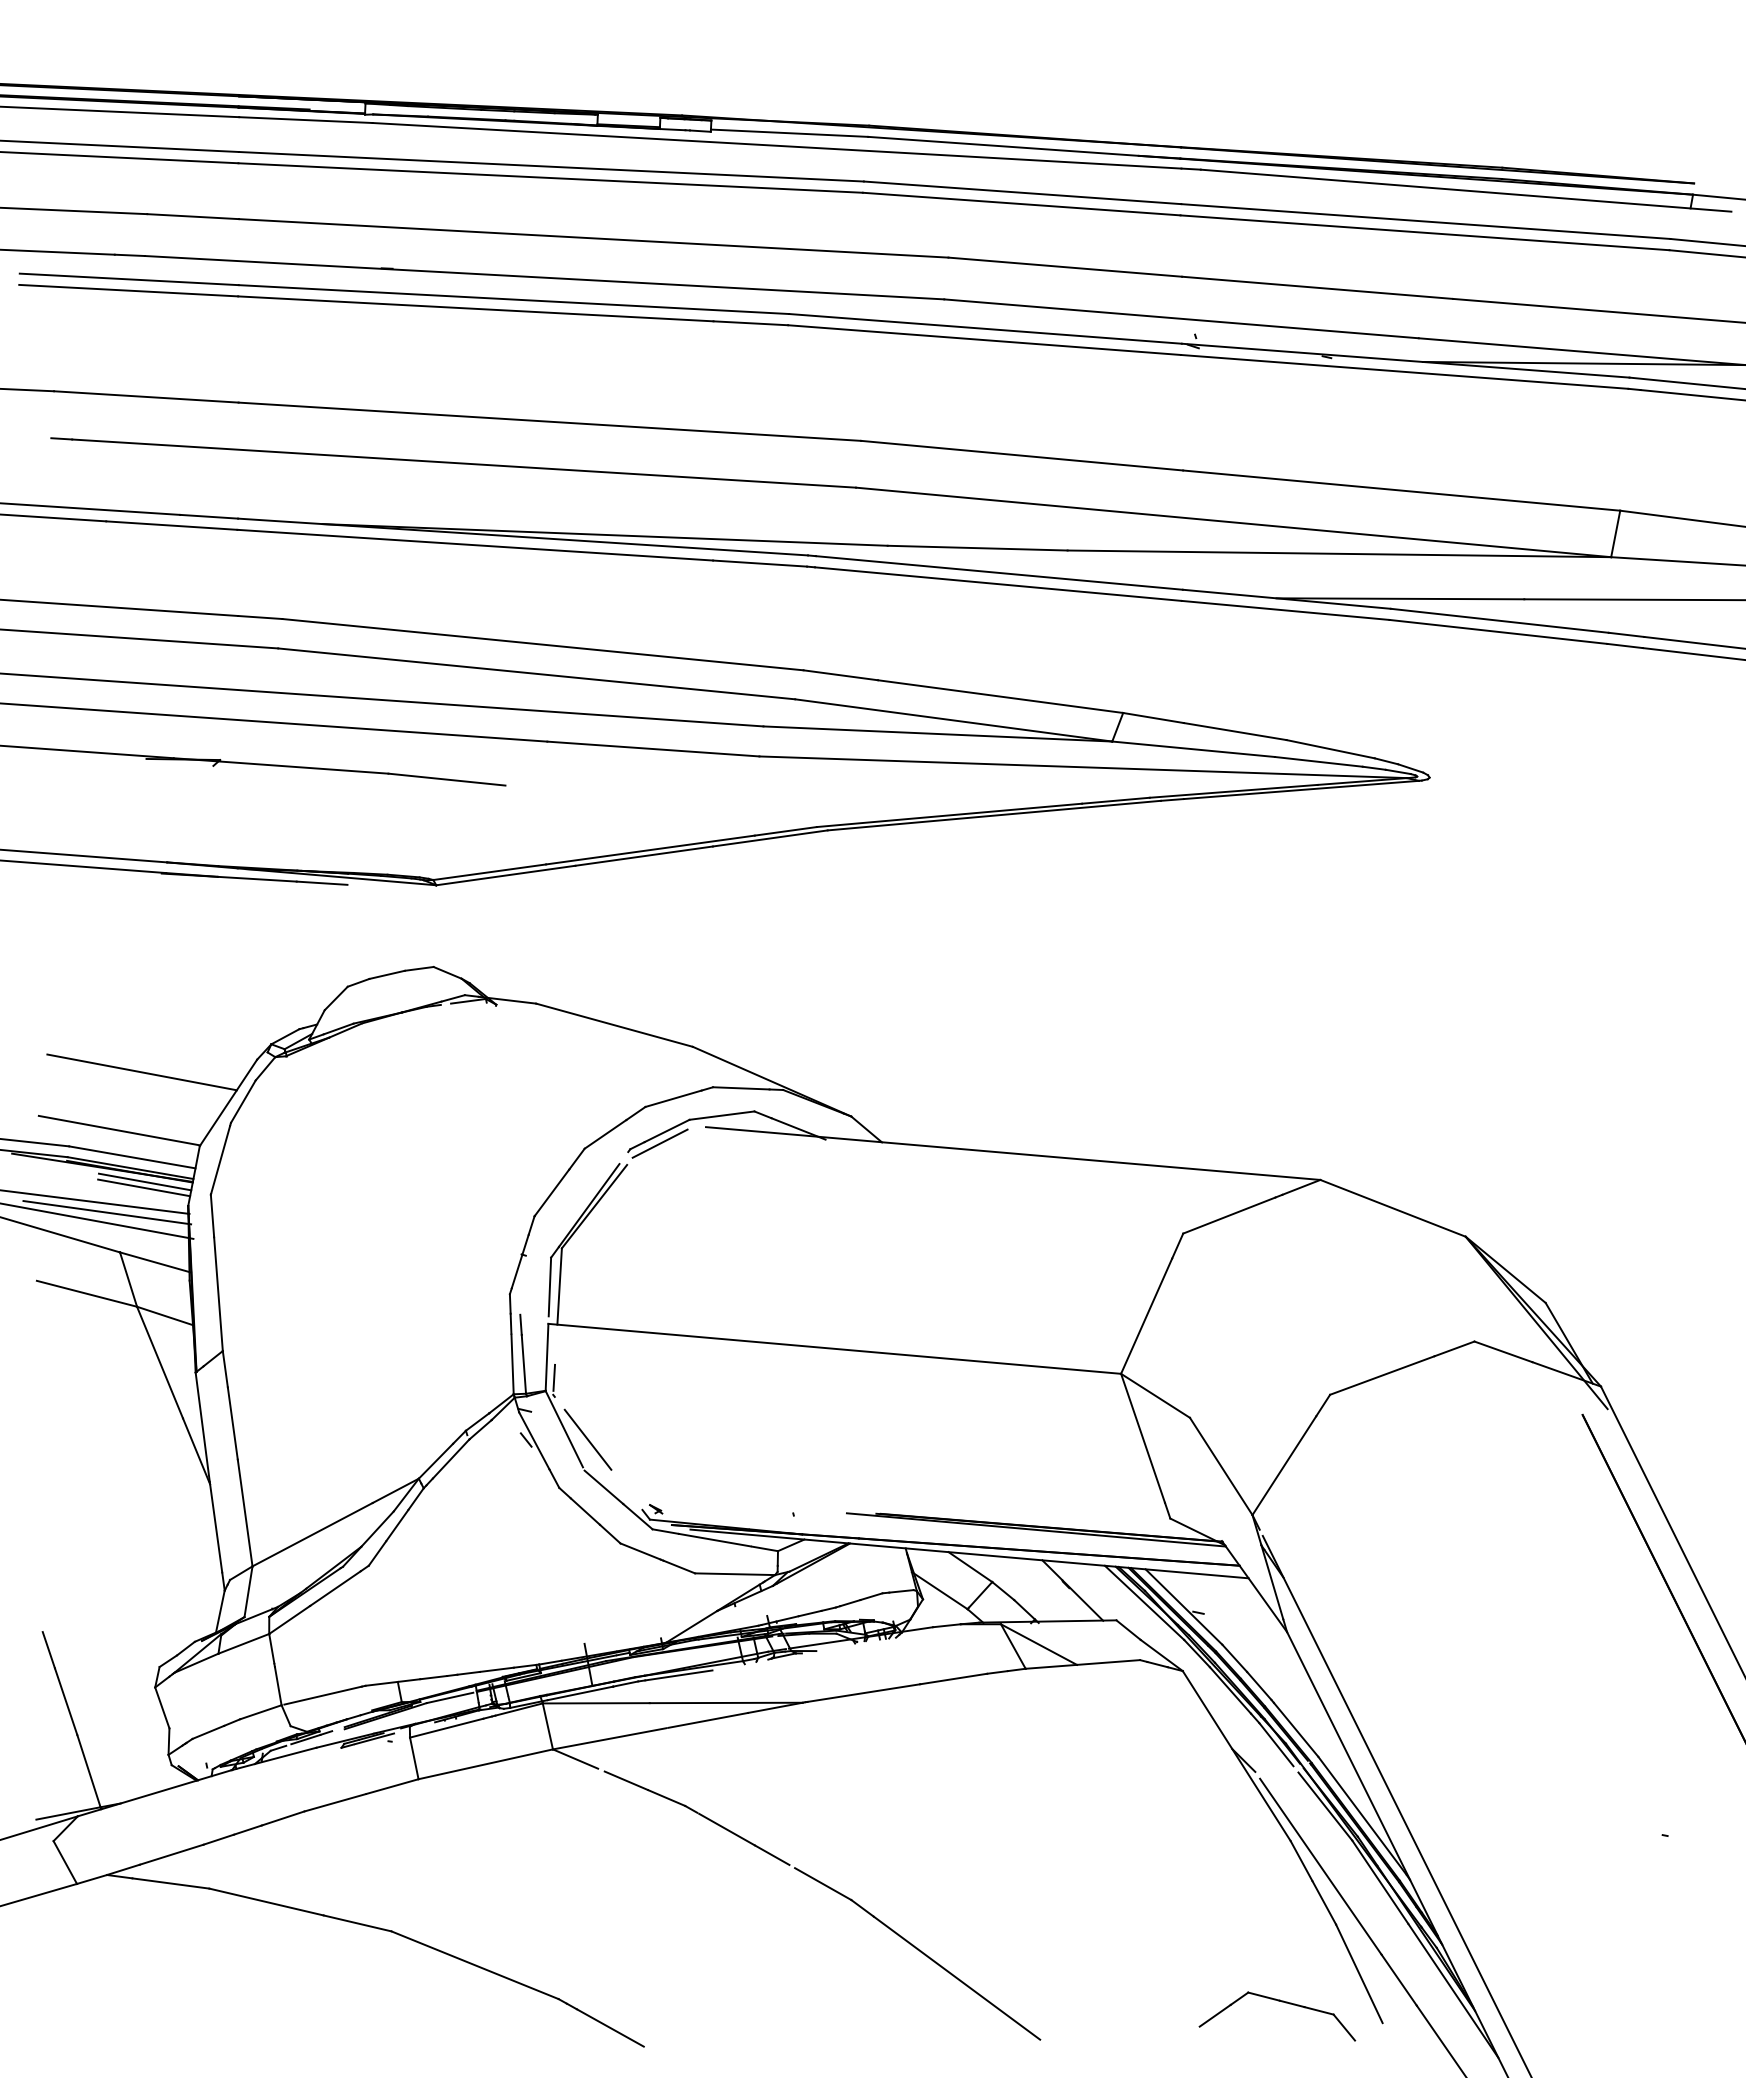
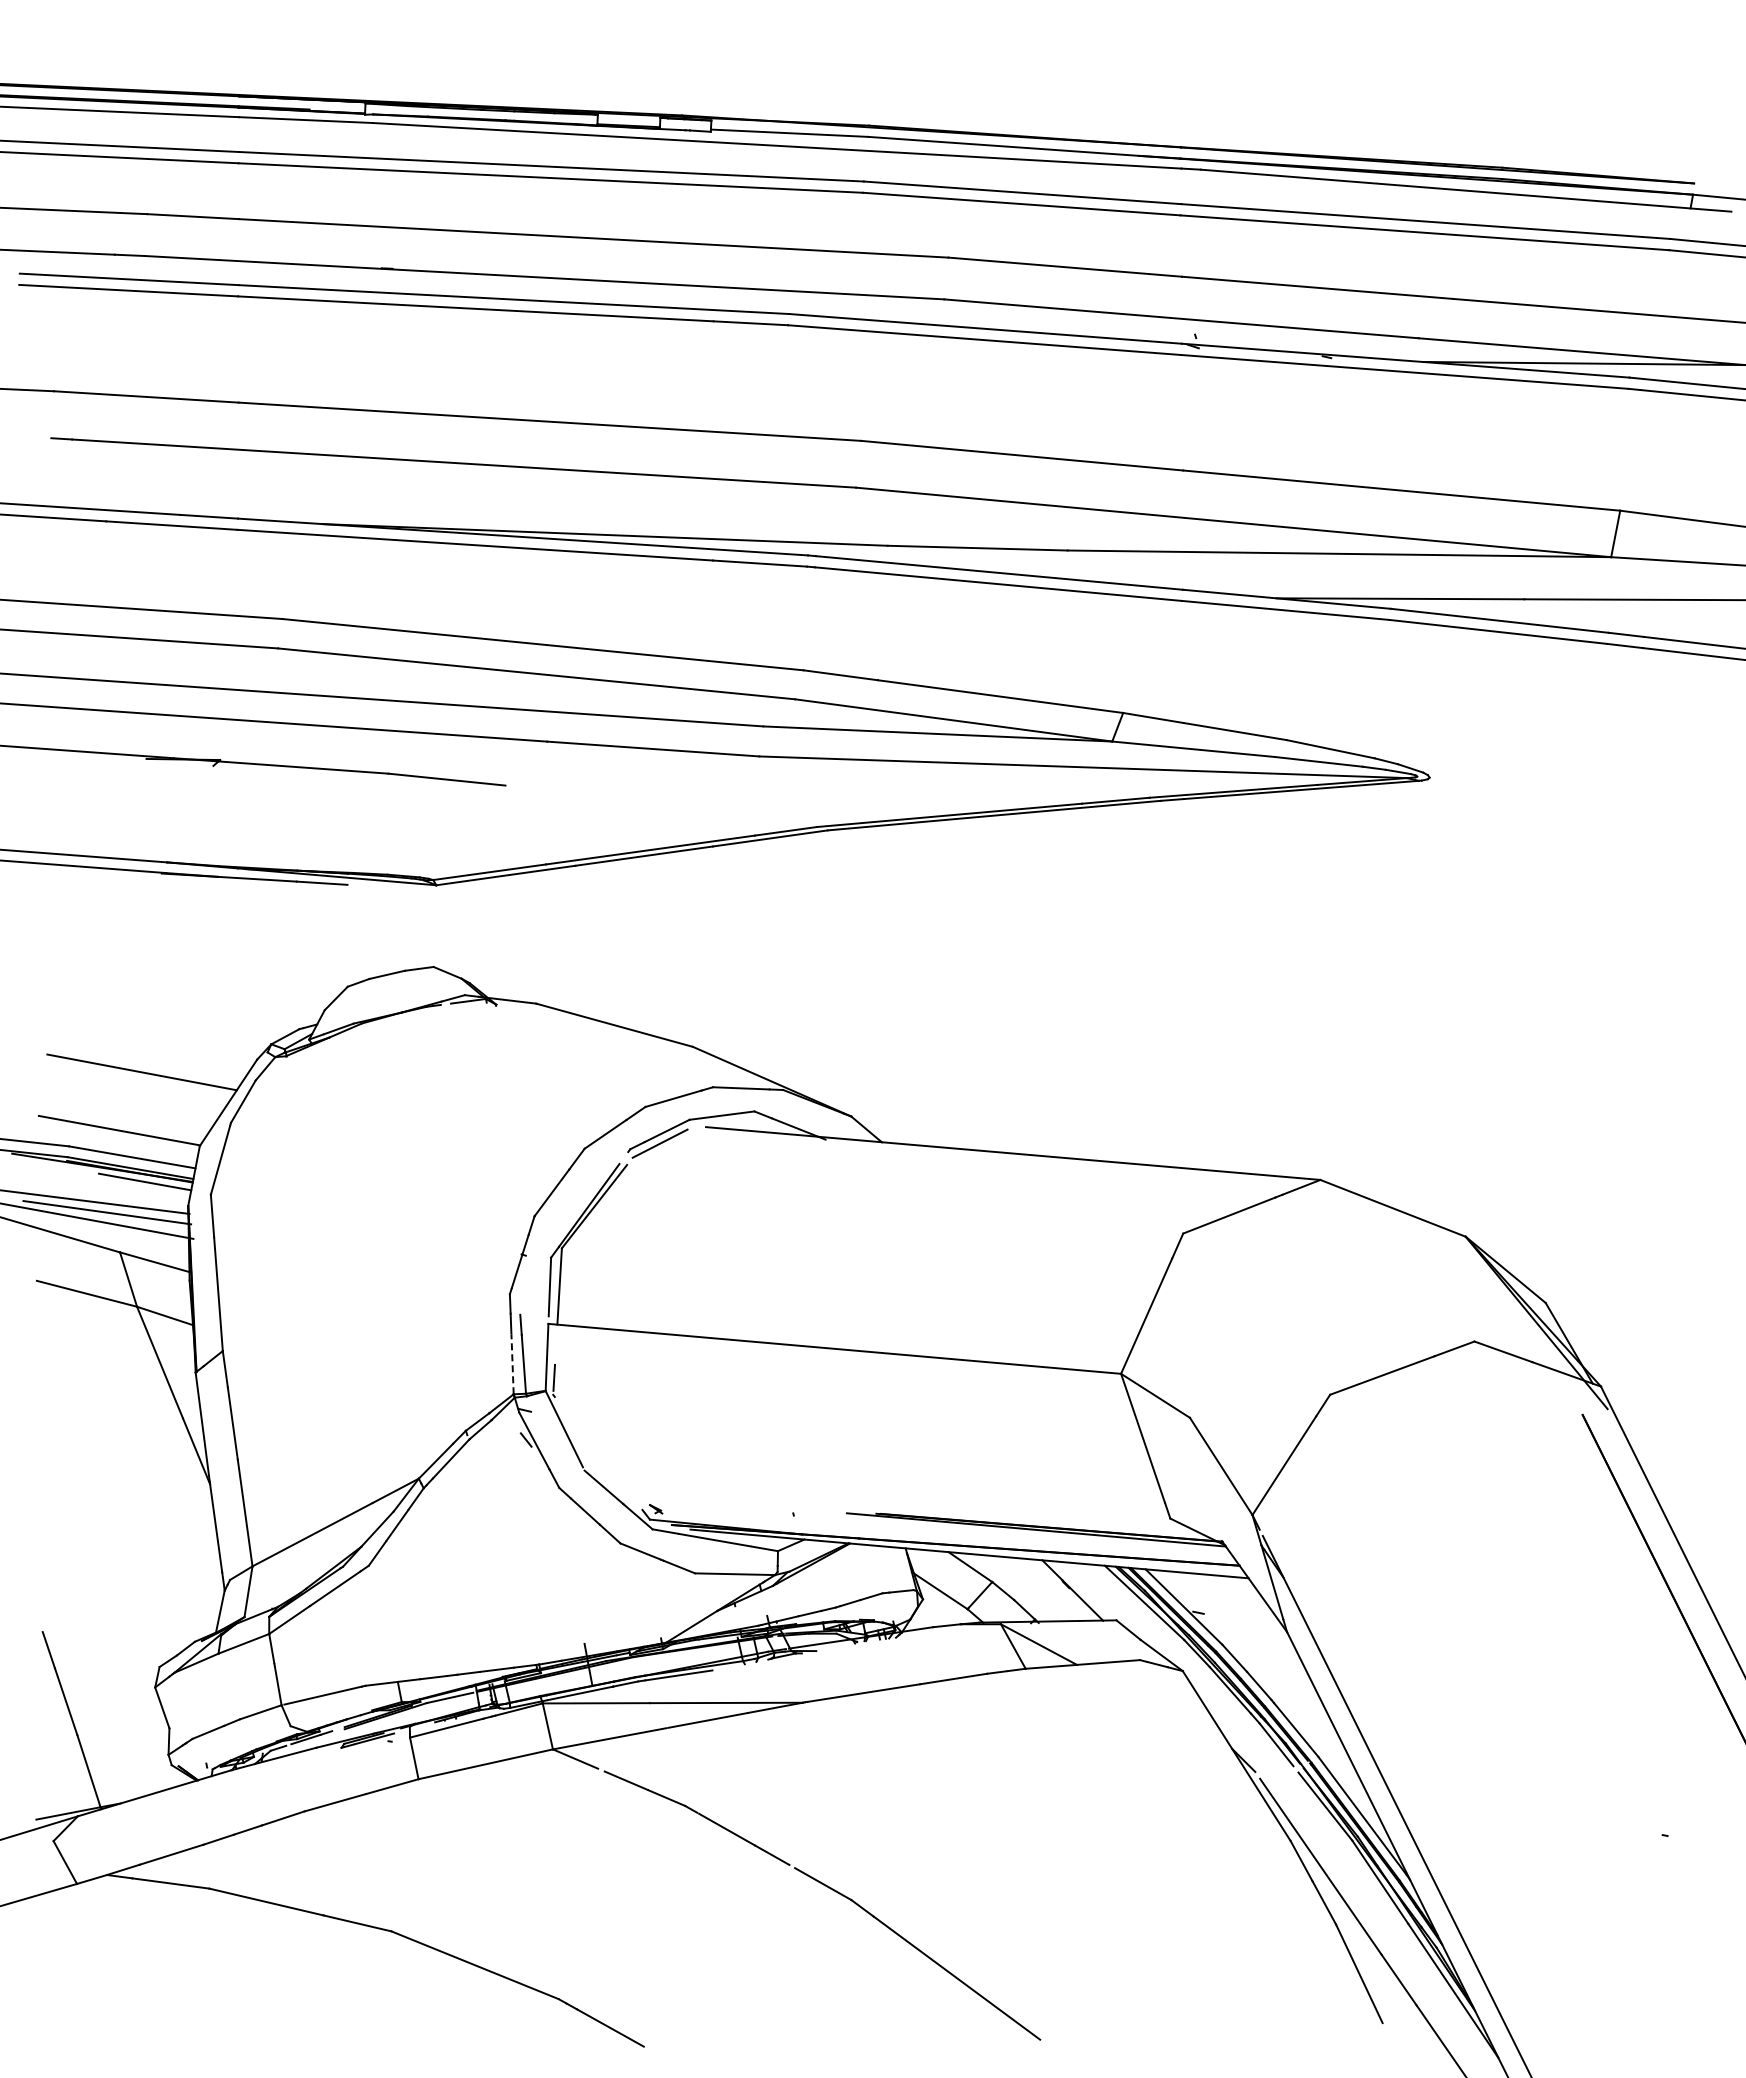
line: present -> none (144, 1187)
line: solid -> dashed (512, 1364)
line: present -> none (587, 1439)
part: present -> none (1281, 2002)
